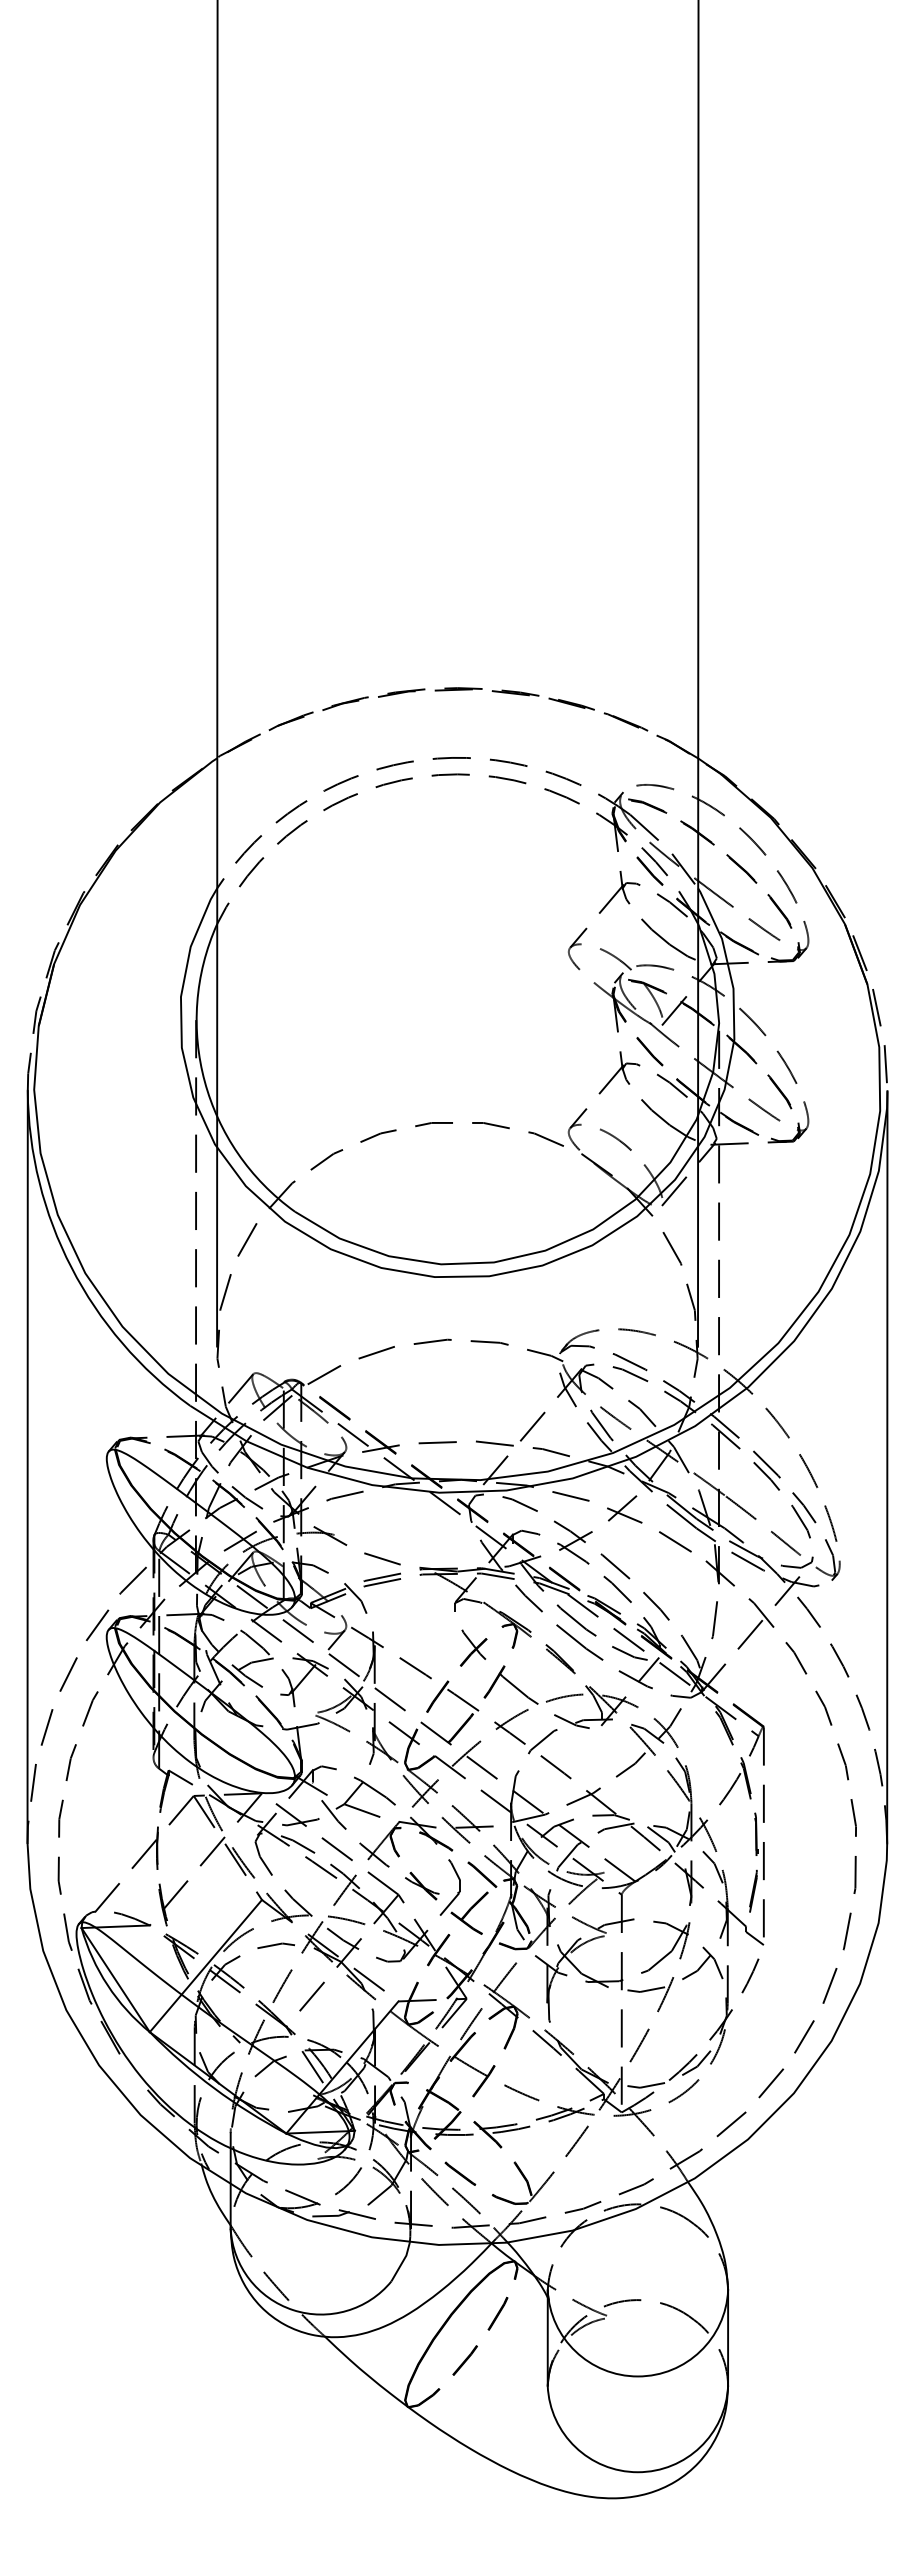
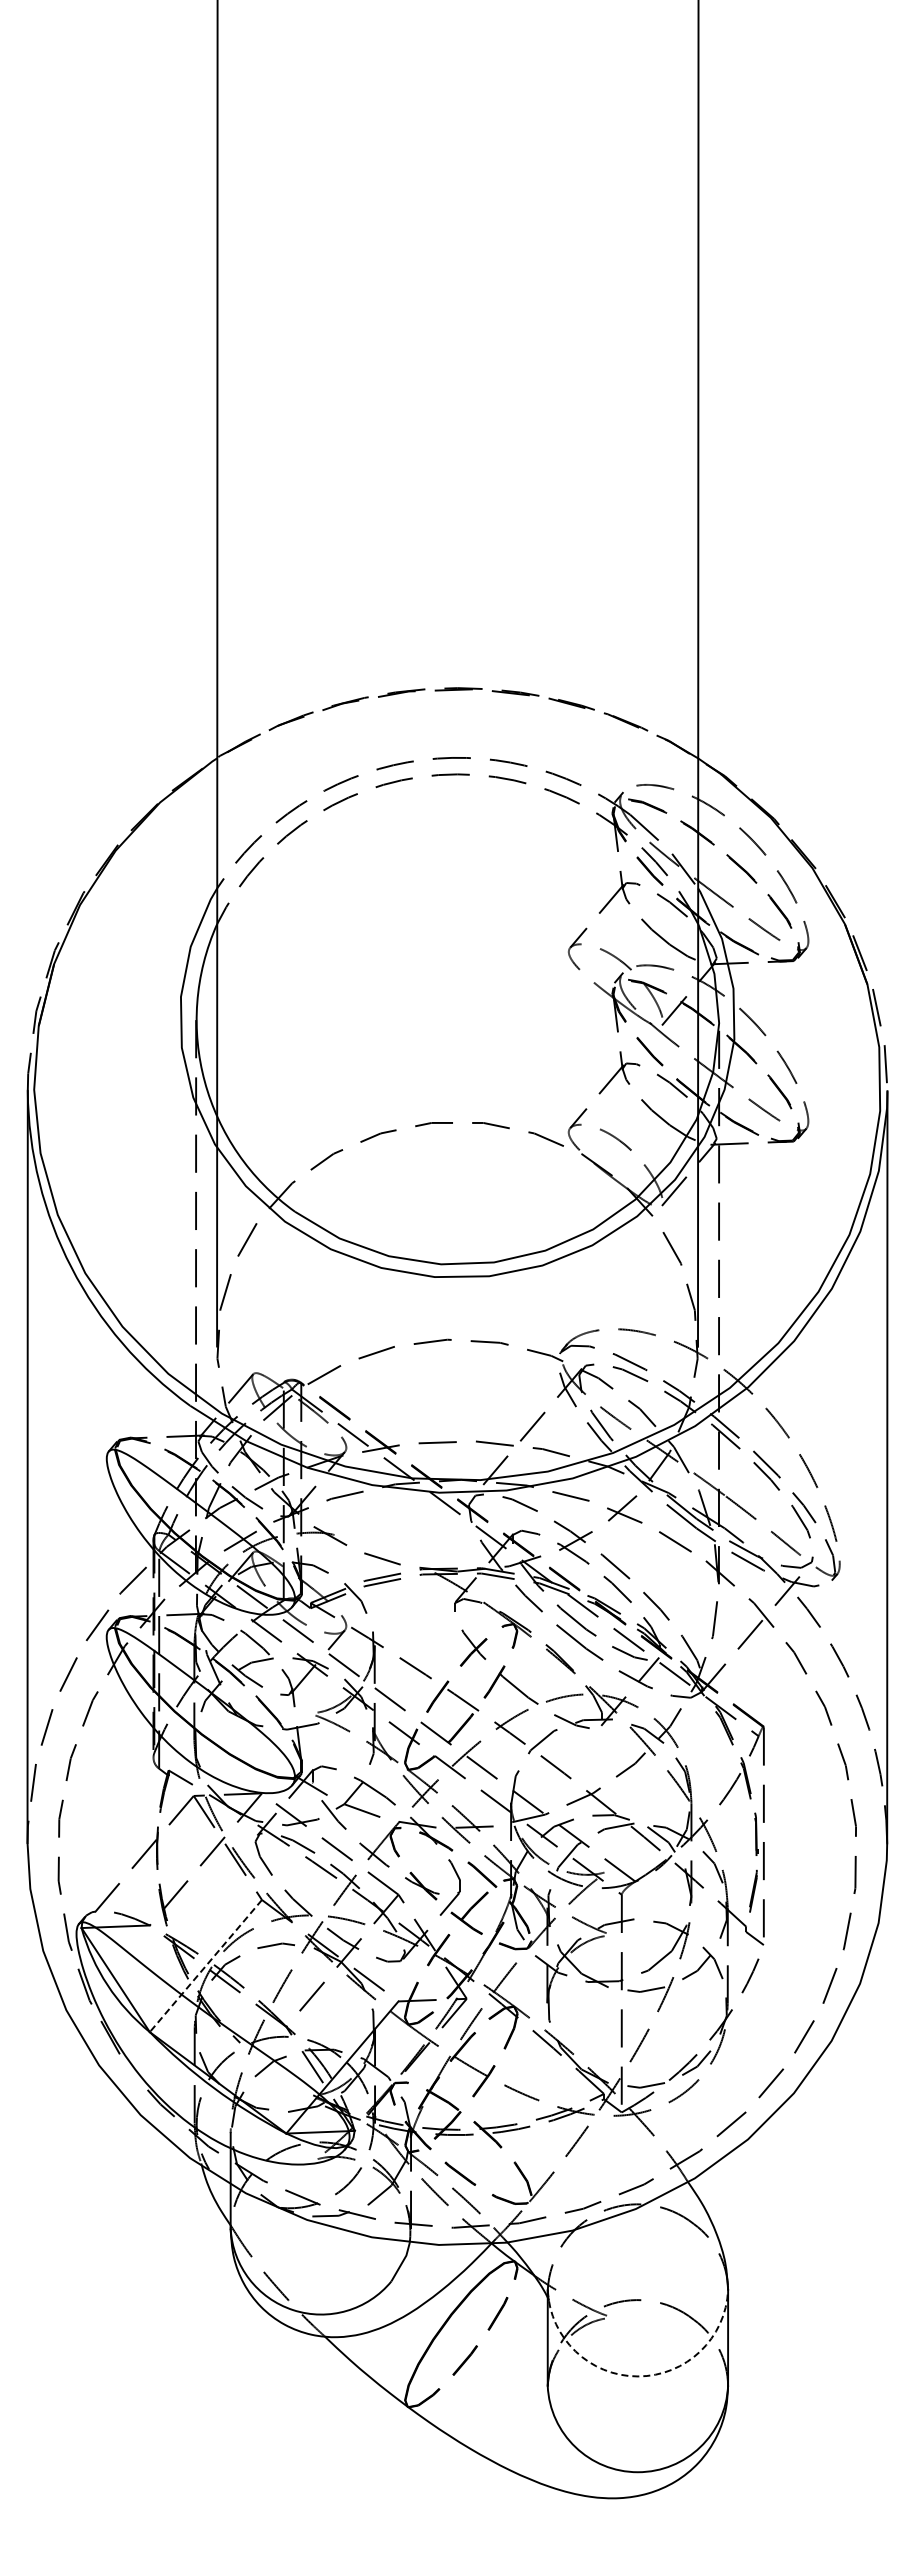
line: solid -> dashed (205, 1966)
arc: solid -> dashed (638, 2376)
